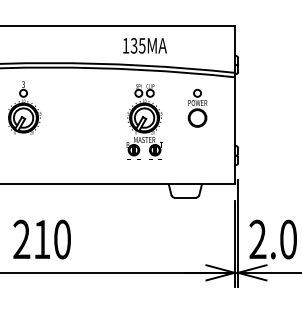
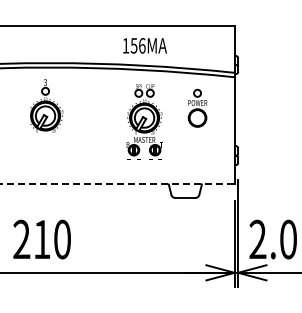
text: 135MA -> 156MA (138, 45)
part position: (24, 107) -> (46, 105) (46, 105)
line: solid -> dashed (117, 184)
